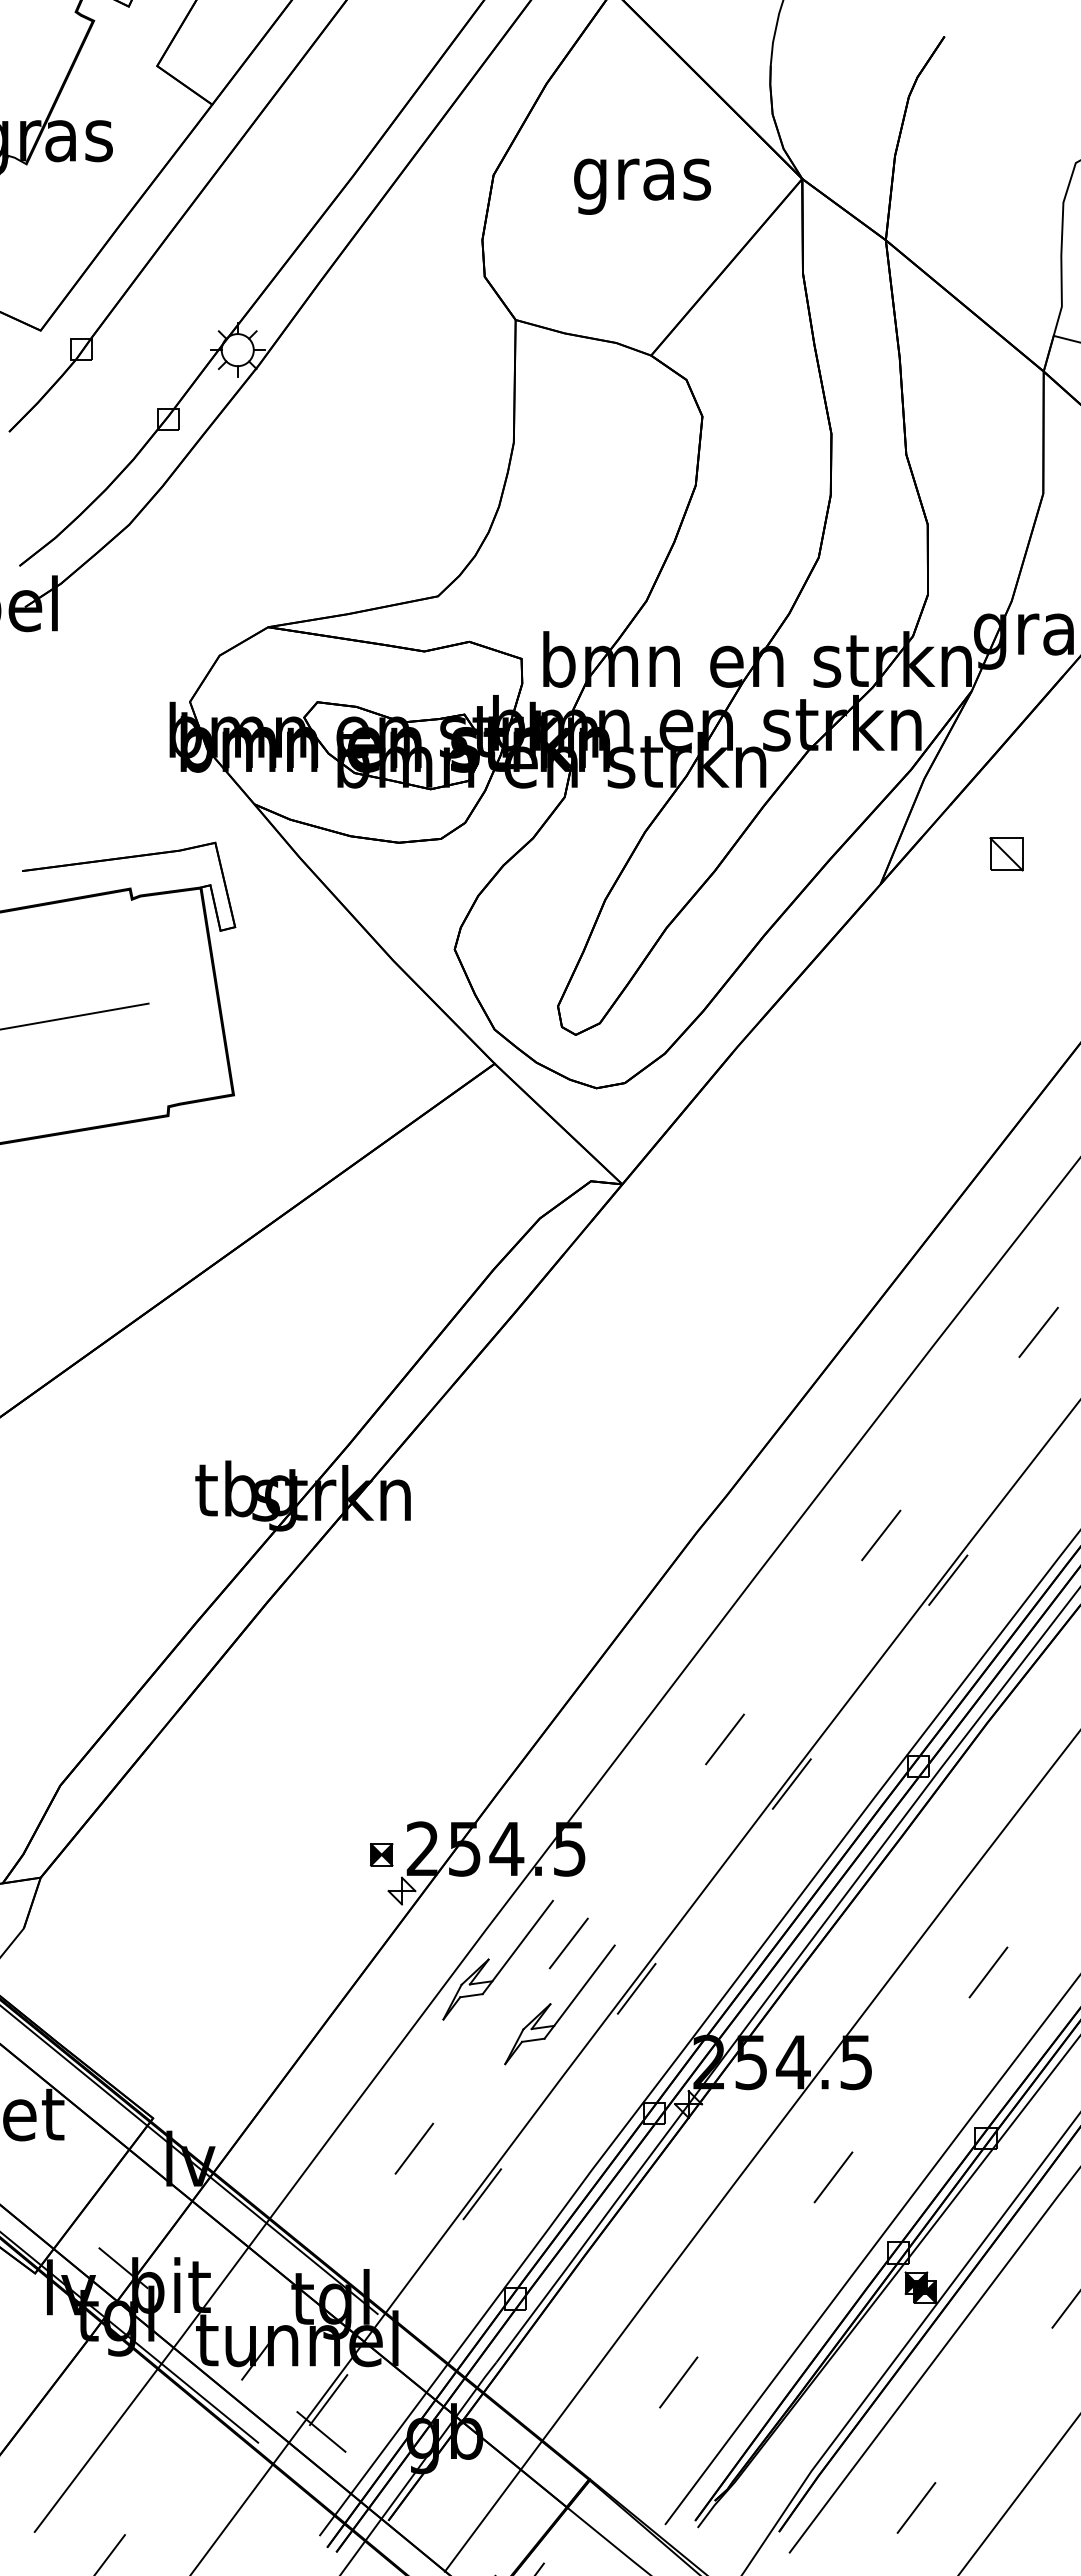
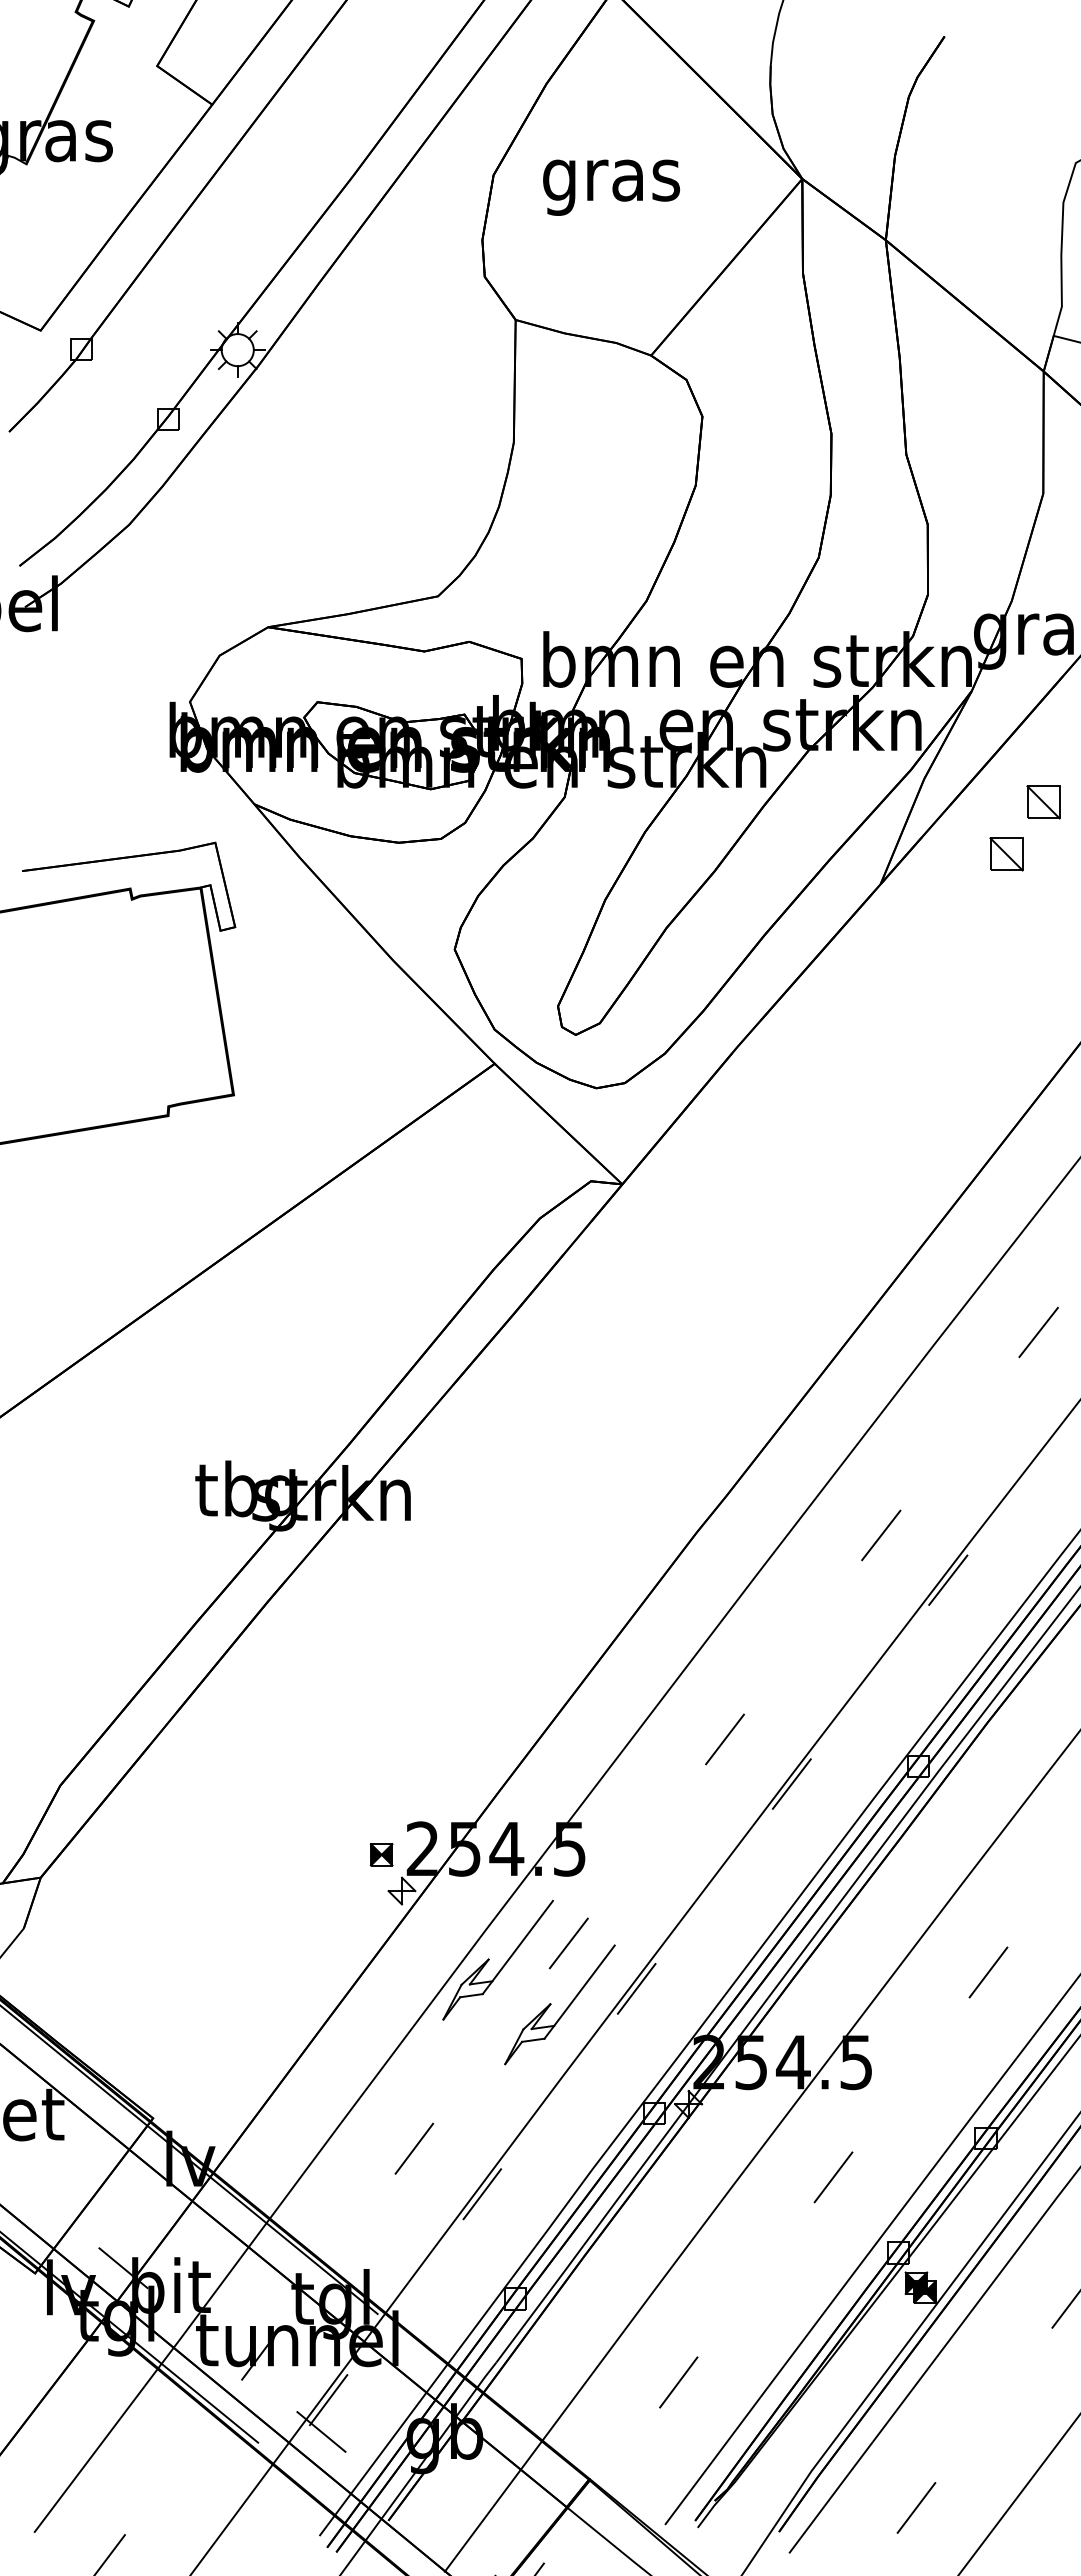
text position: (642, 186) -> (611, 187) (611, 187)
part: none -> present (1043, 802)
line: present -> none (75, 1016)
